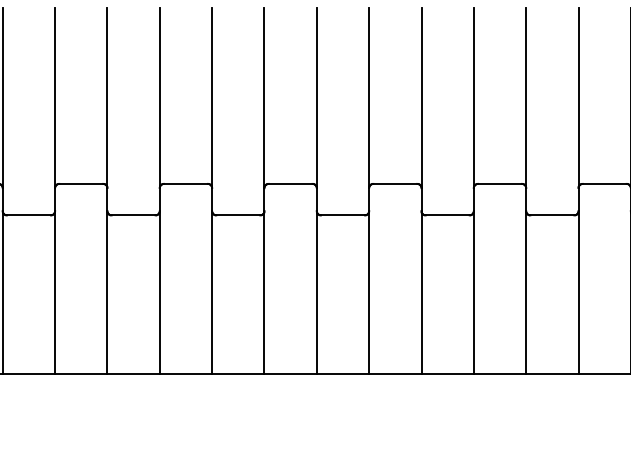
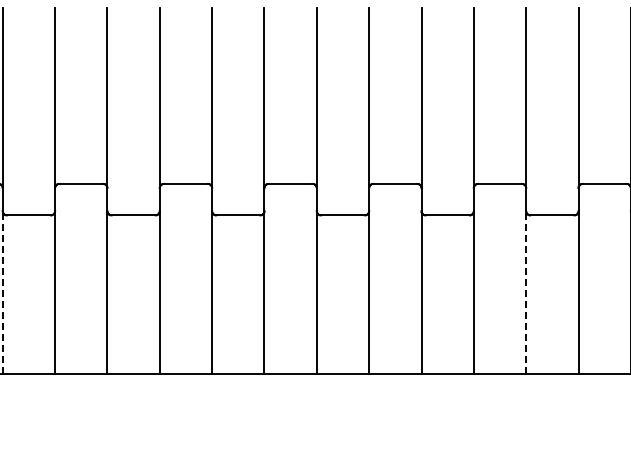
line: solid -> dashed (2, 292)
line: solid -> dashed (526, 292)
